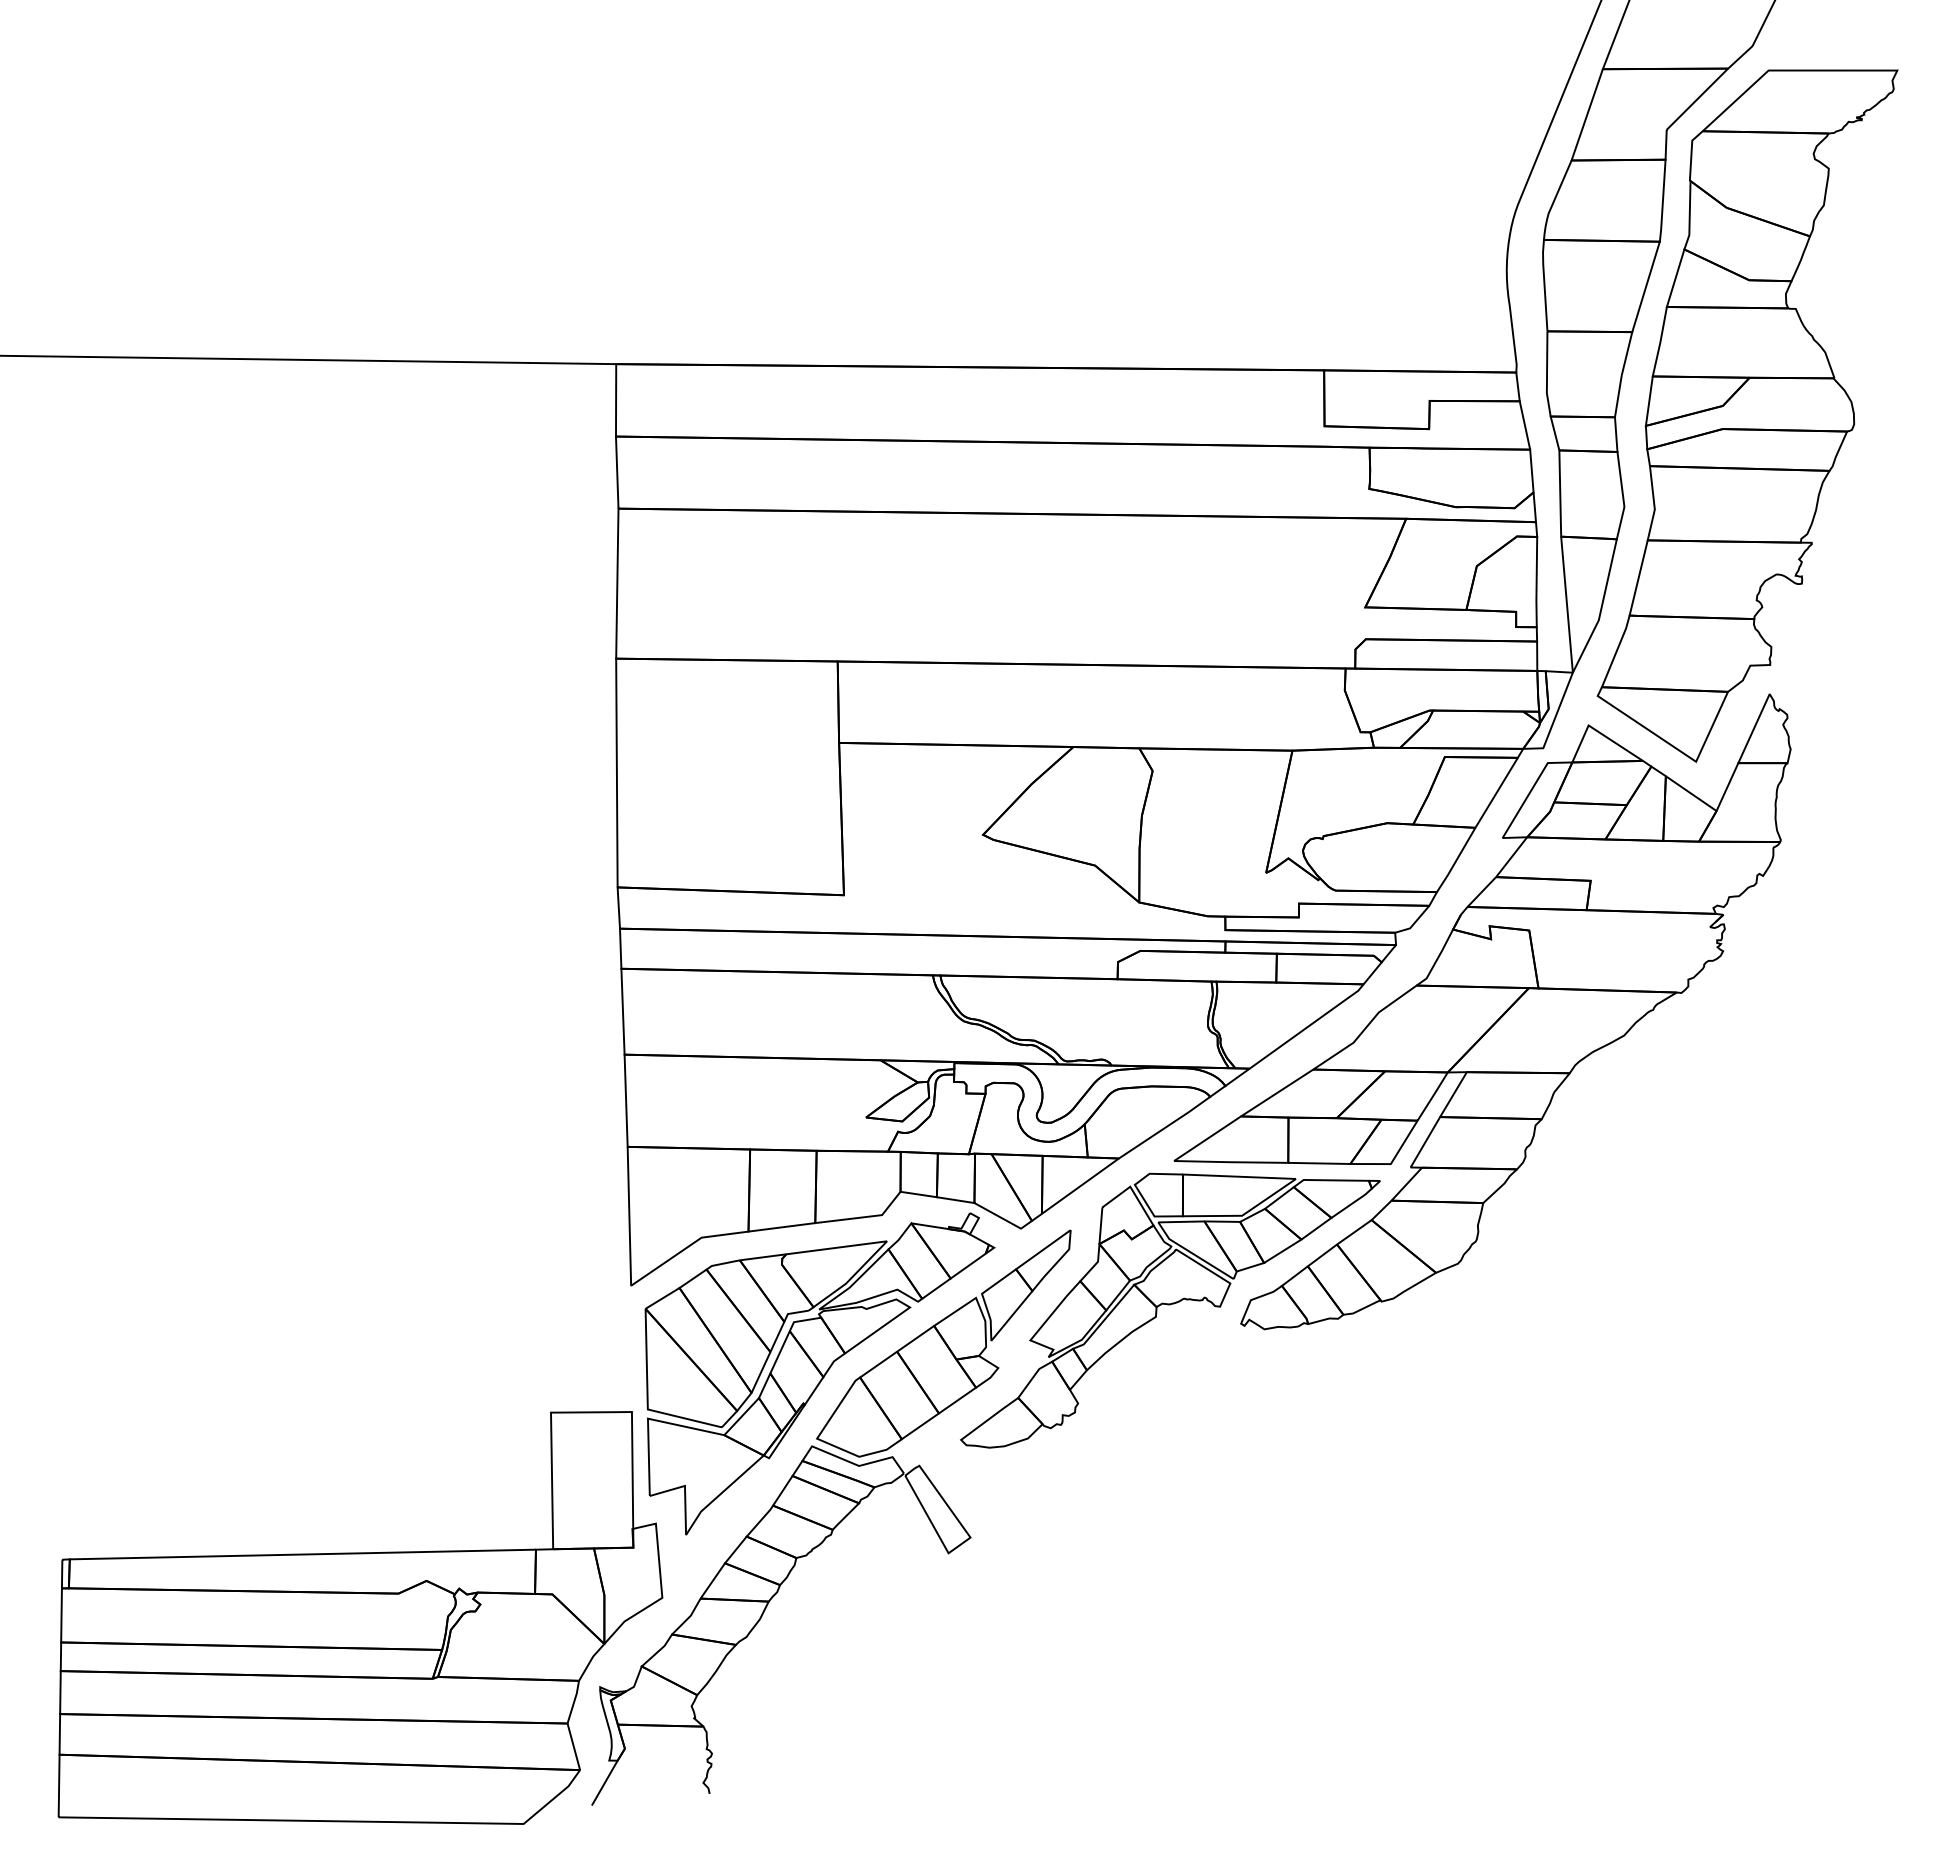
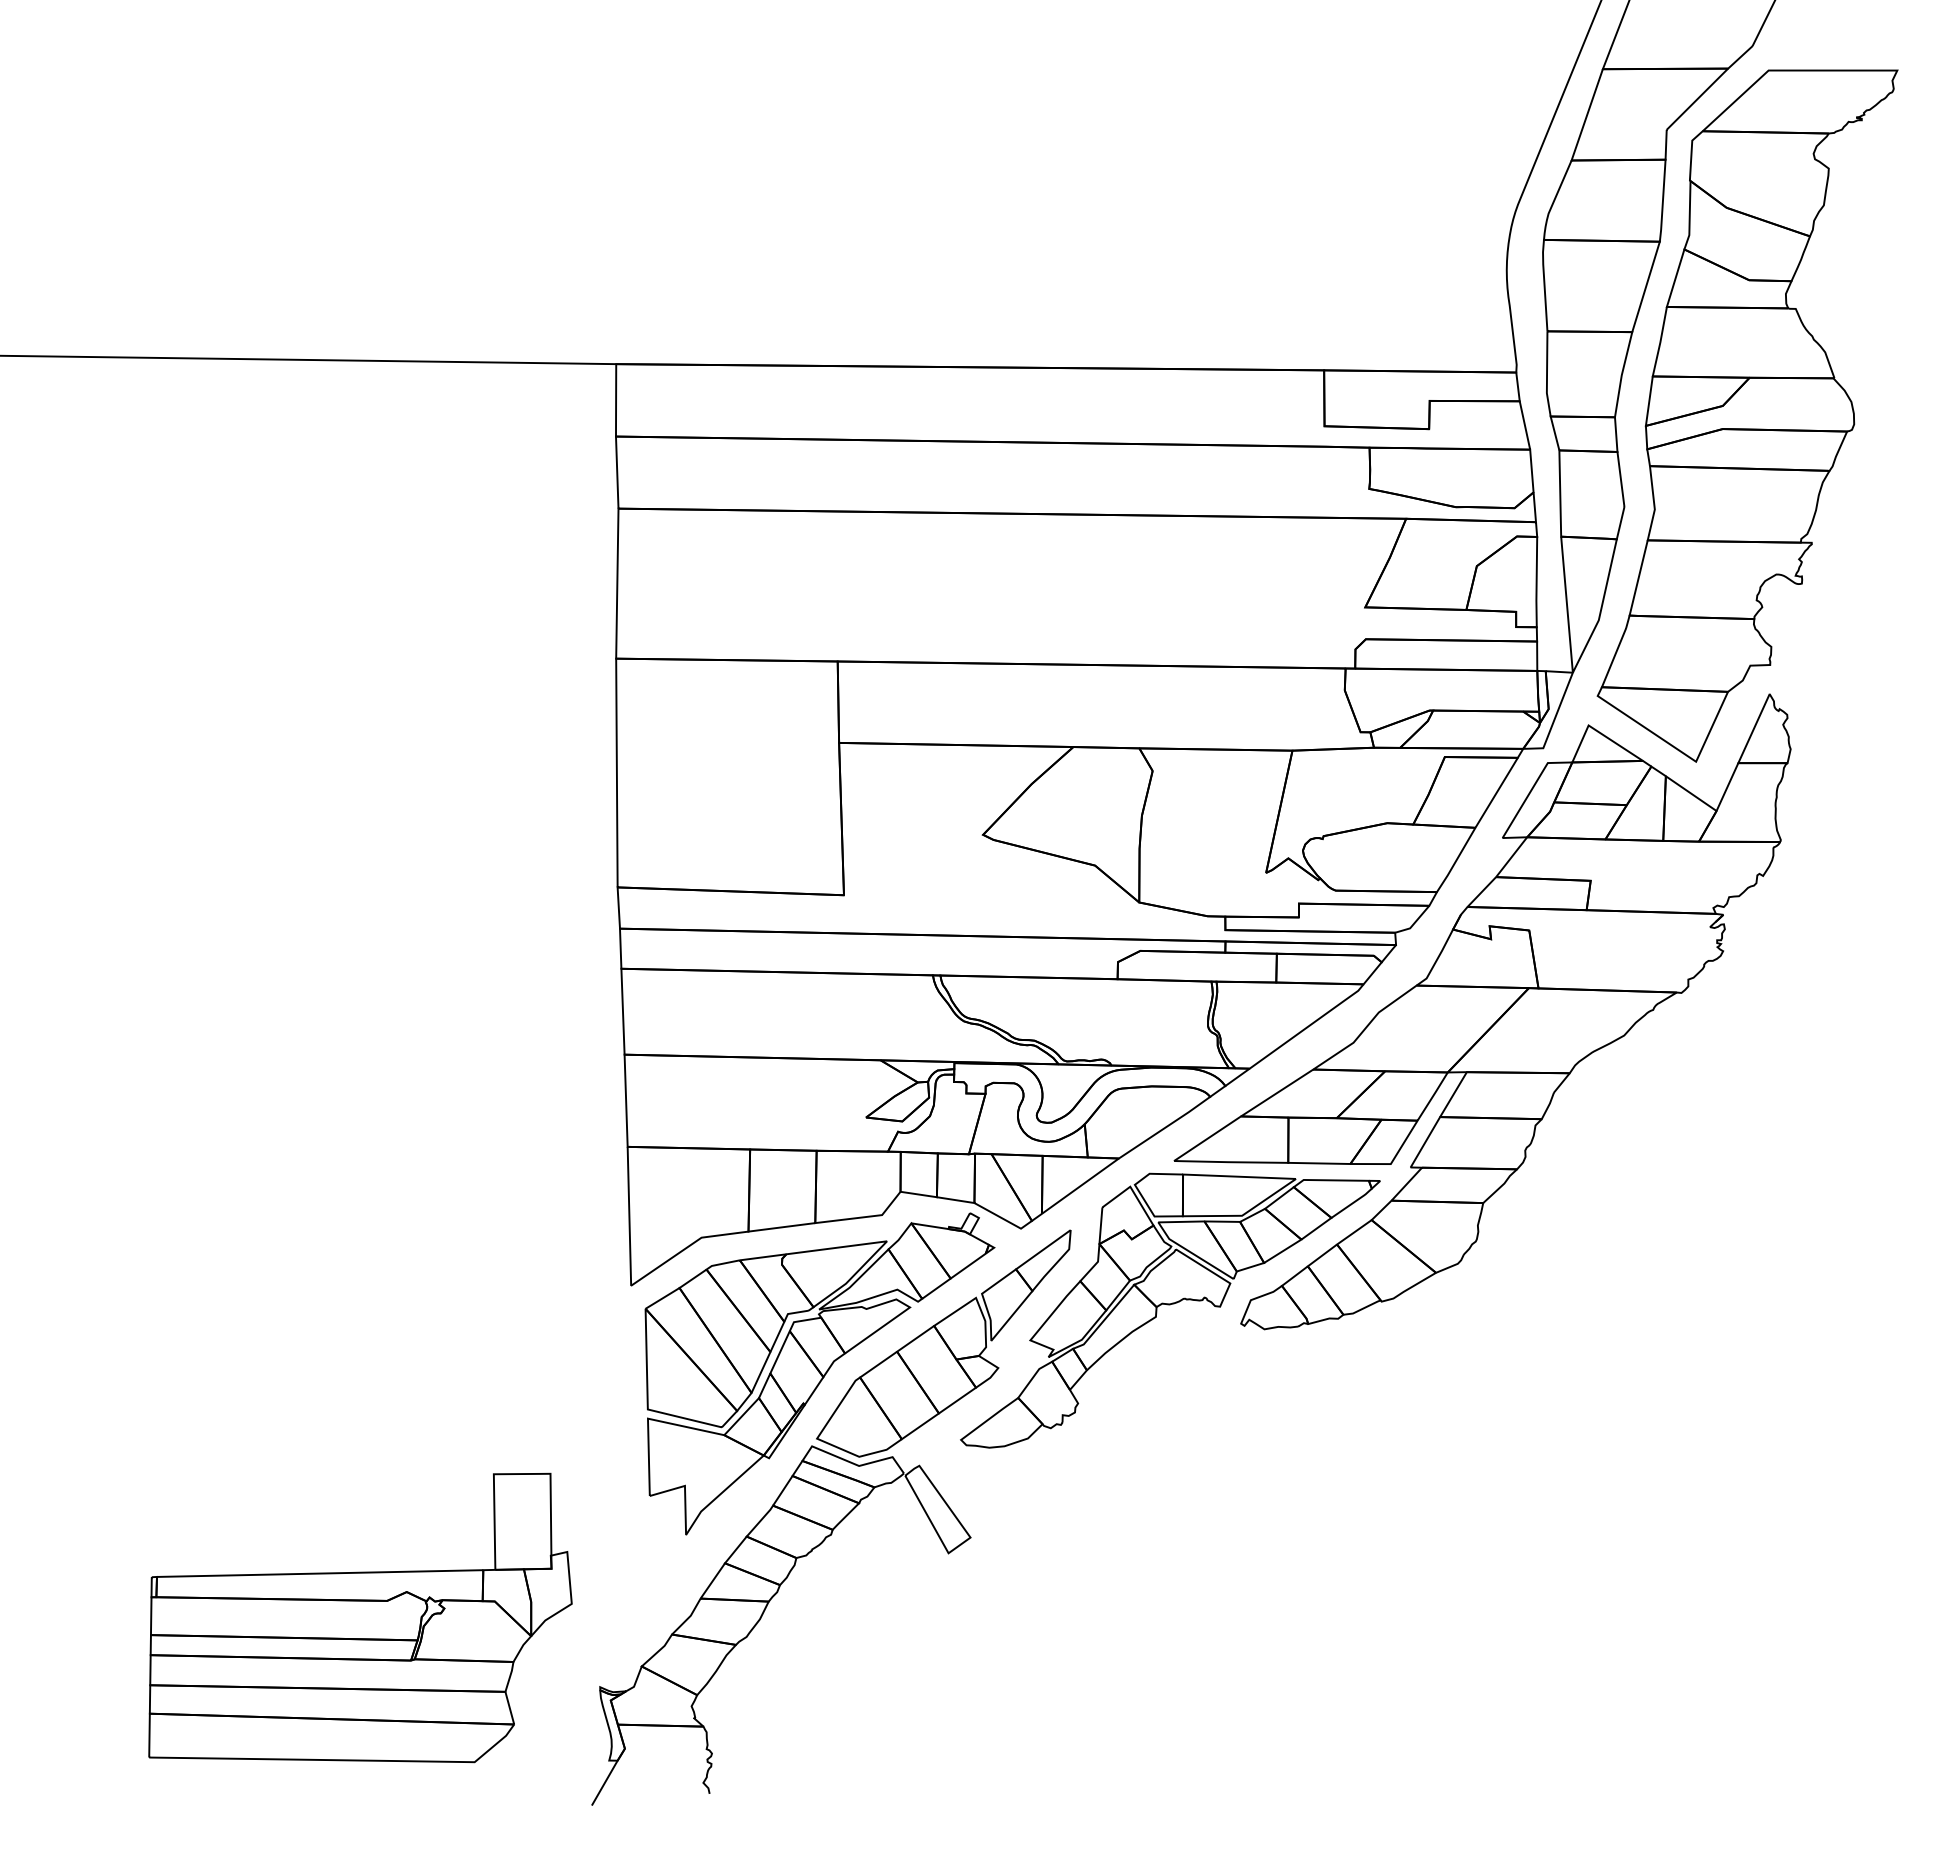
part size: 607x414 px -> 425x292 px (360, 1617)
